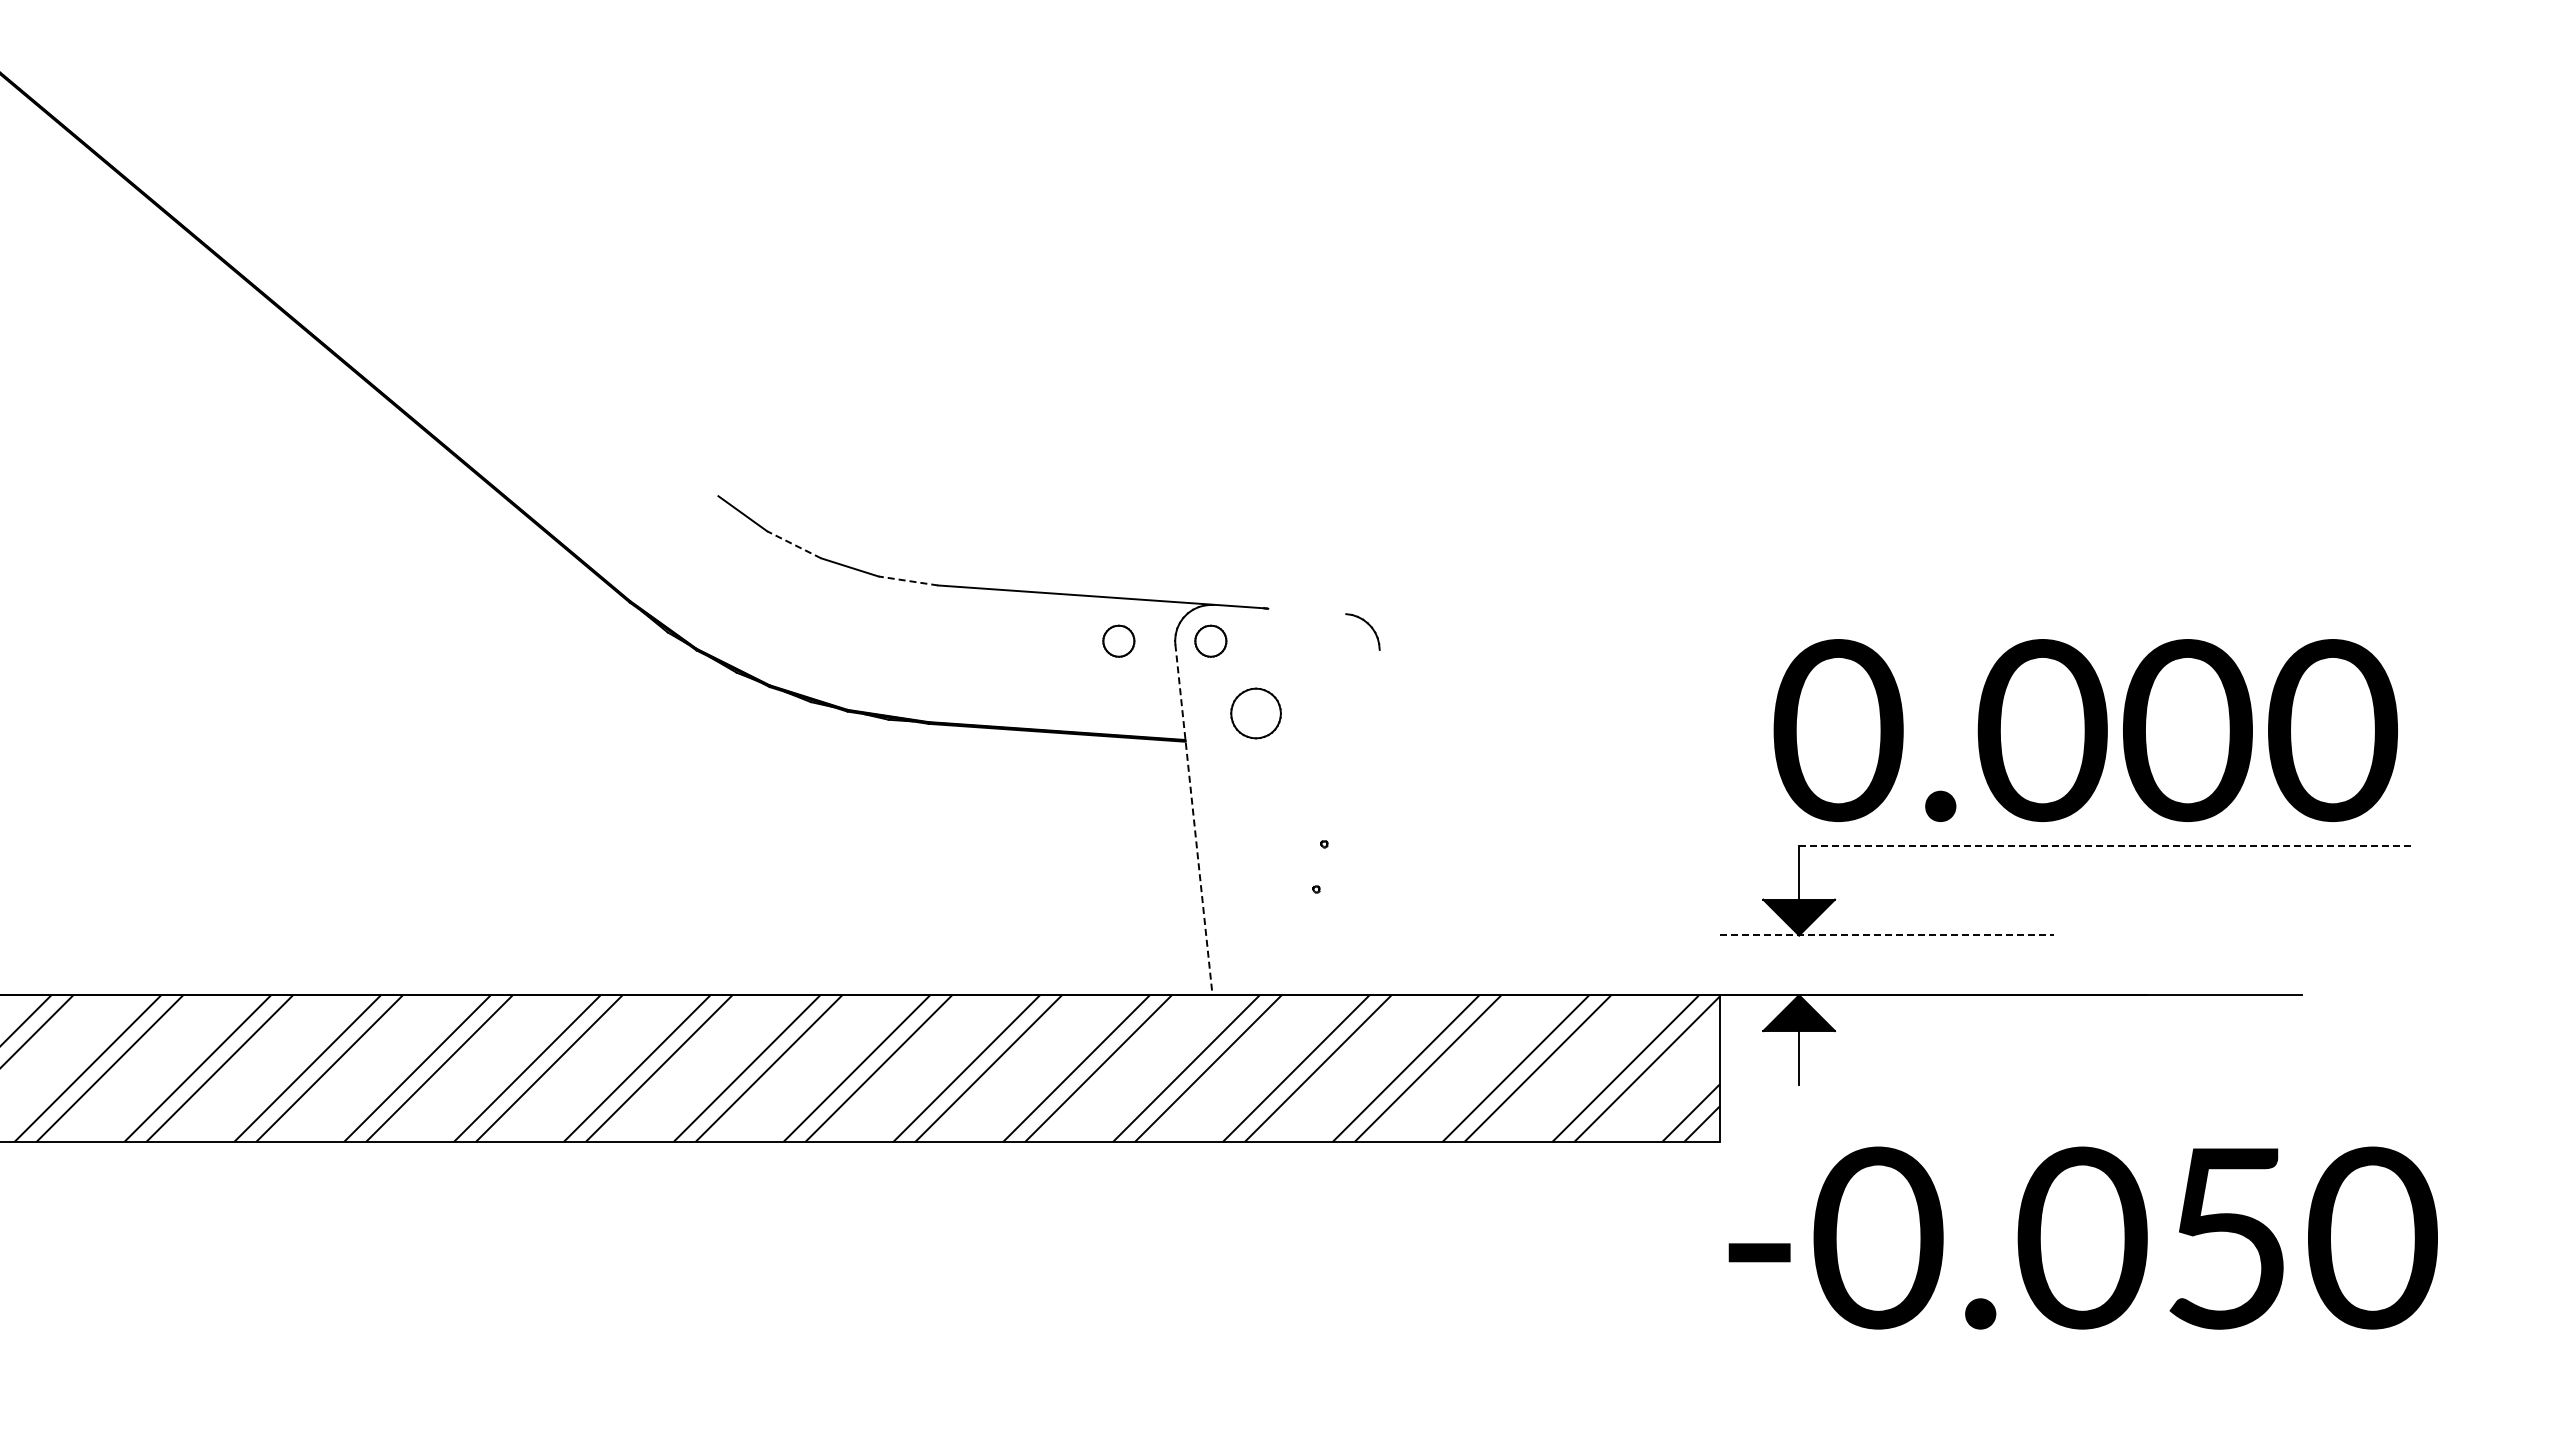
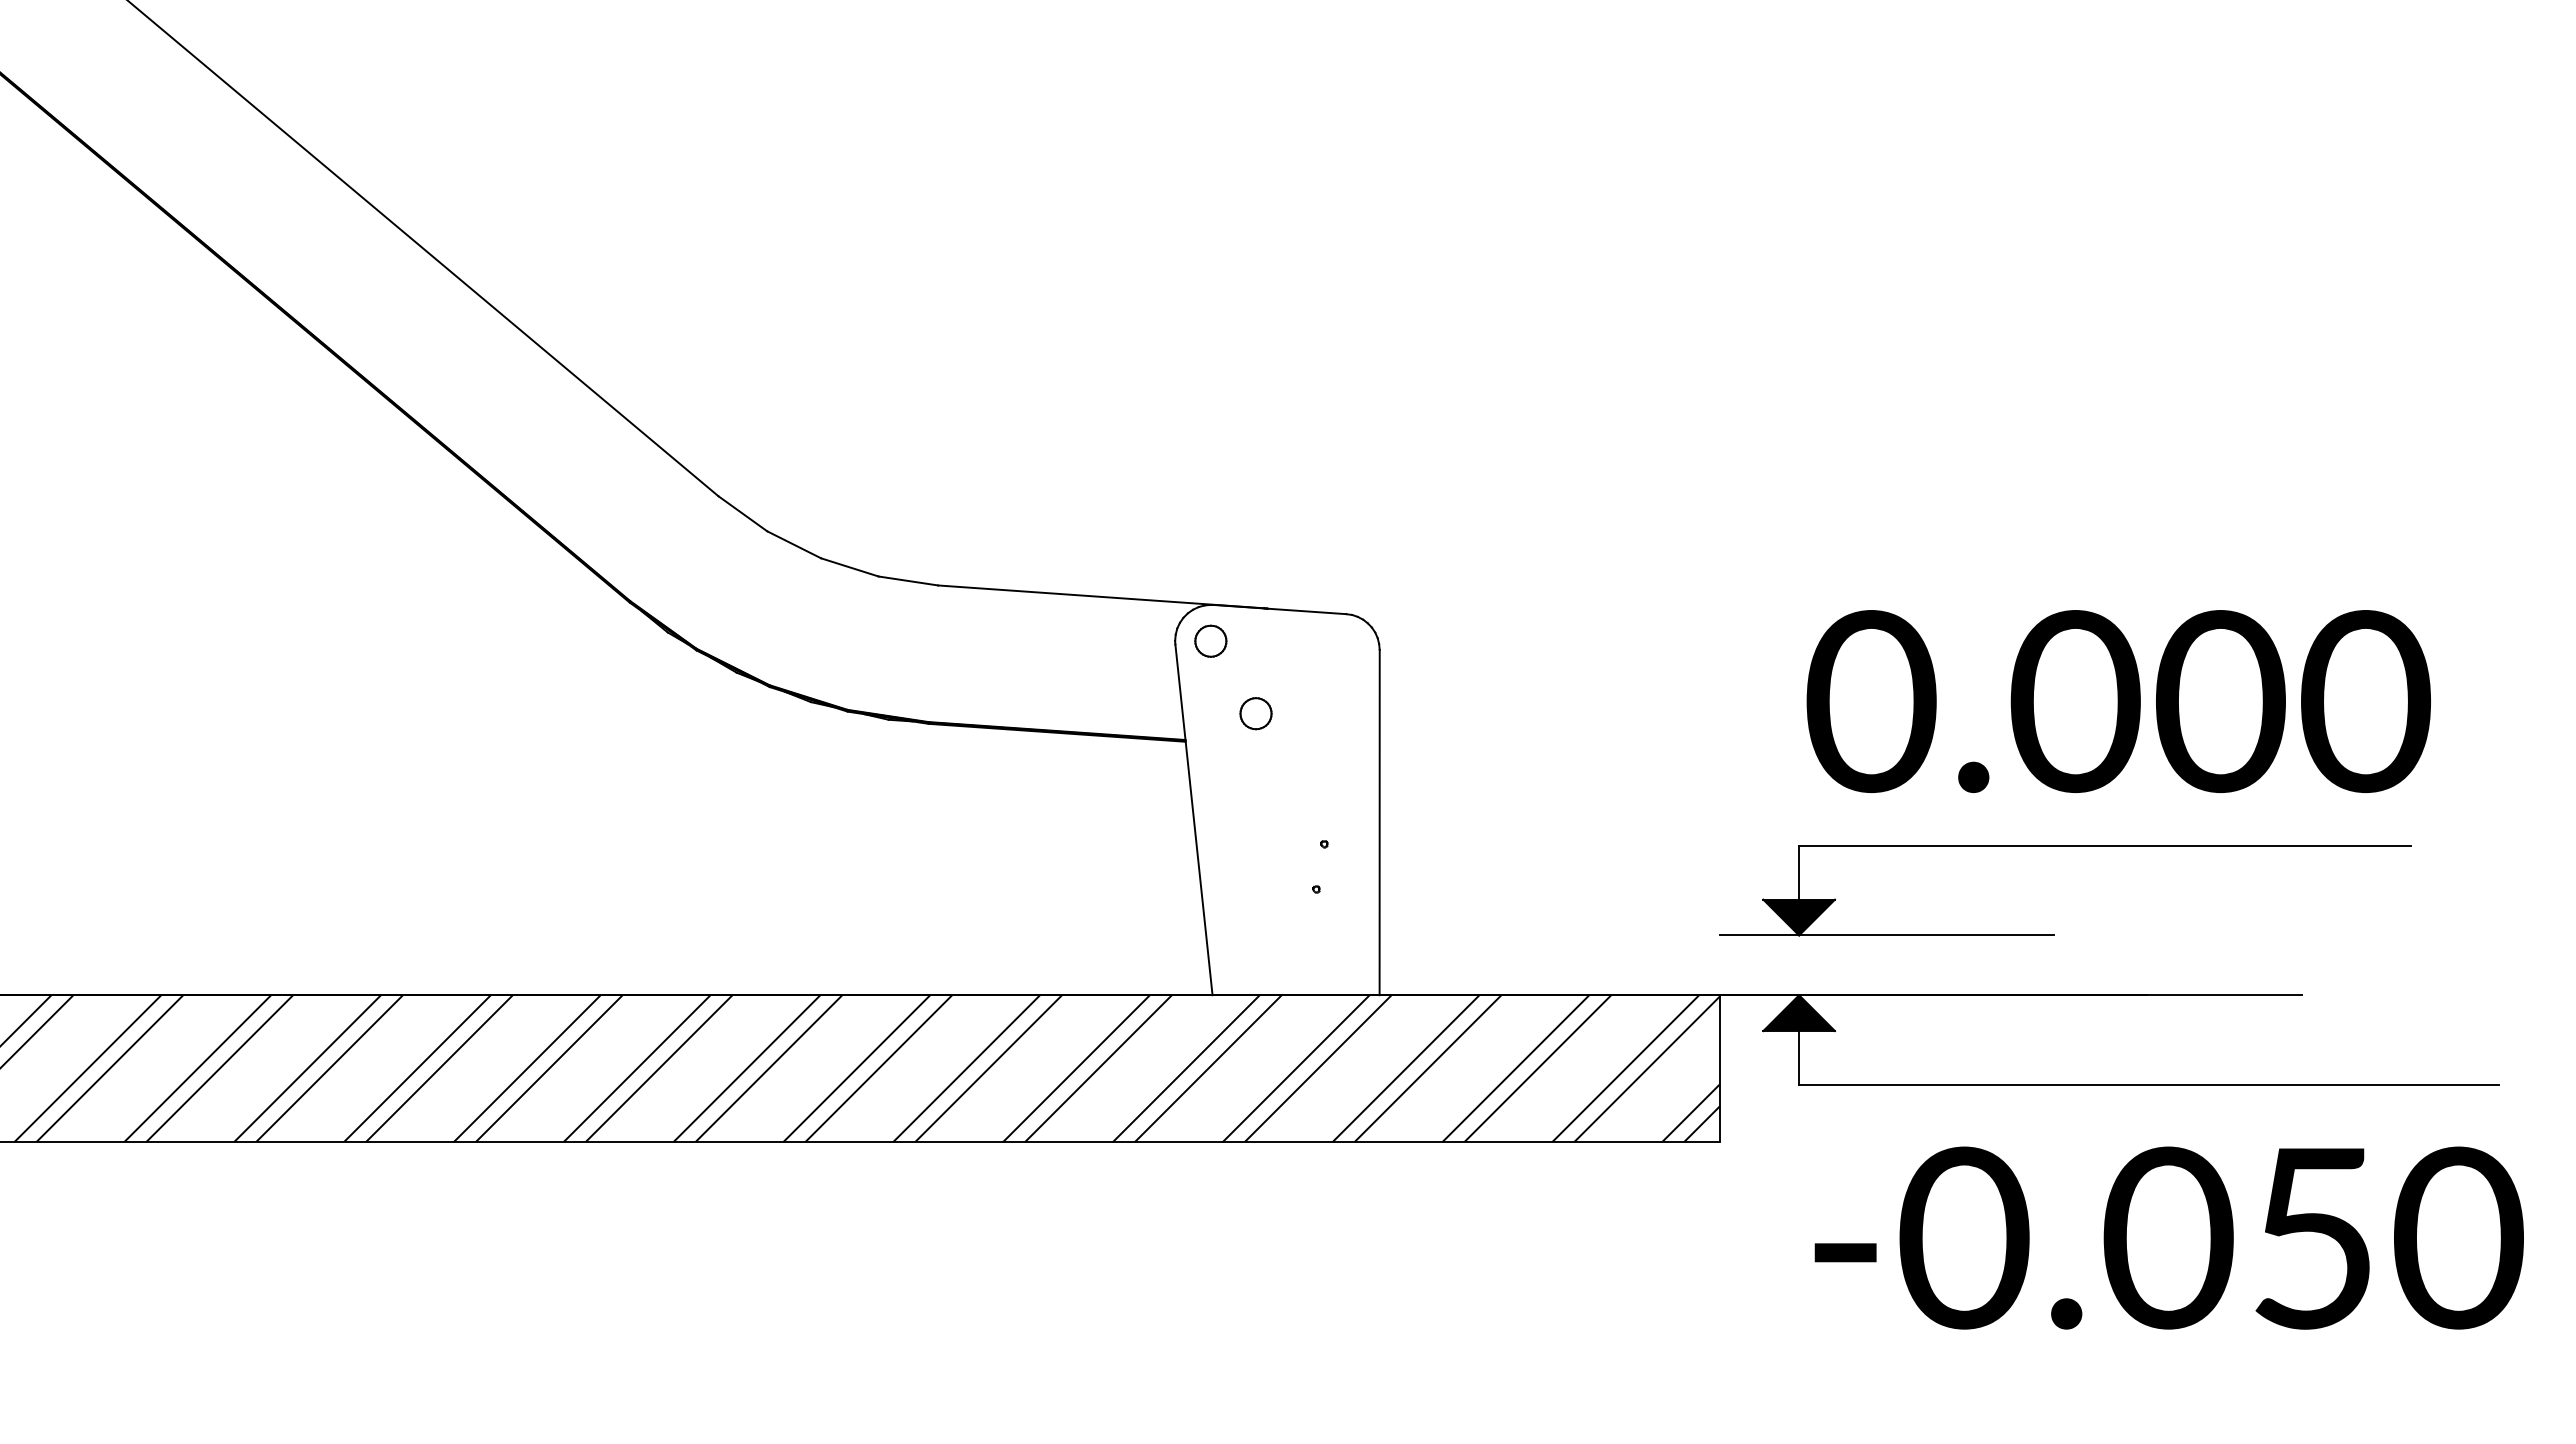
line: none -> present (423, 249)
line: dashed -> solid (793, 544)
line: dashed -> solid (907, 580)
line: none -> present (1279, 609)
part: present -> none (1118, 640)
part size: 52x53 px -> 34x34 px (1255, 713)
text position: (2085, 730) -> (2118, 701) (2118, 701)
line: dashed -> solid (1194, 820)
line: none -> present (1379, 822)
line: dashed -> solid (2104, 845)
line: dashed -> solid (1886, 935)
line: none -> present (2148, 1085)
text position: (2082, 1237) -> (2168, 1237) (2168, 1237)
